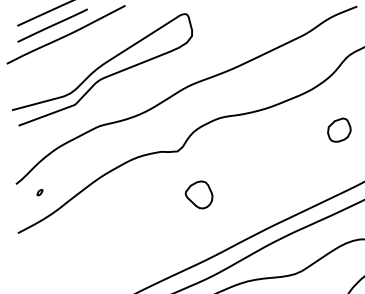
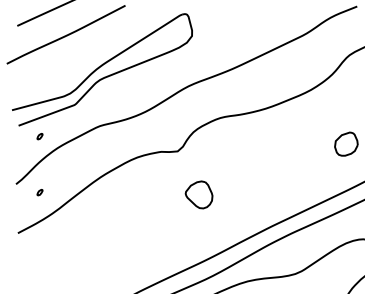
line: present -> none (52, 25)
part position: (339, 129) -> (346, 143) (346, 143)
part: none -> present (39, 136)
